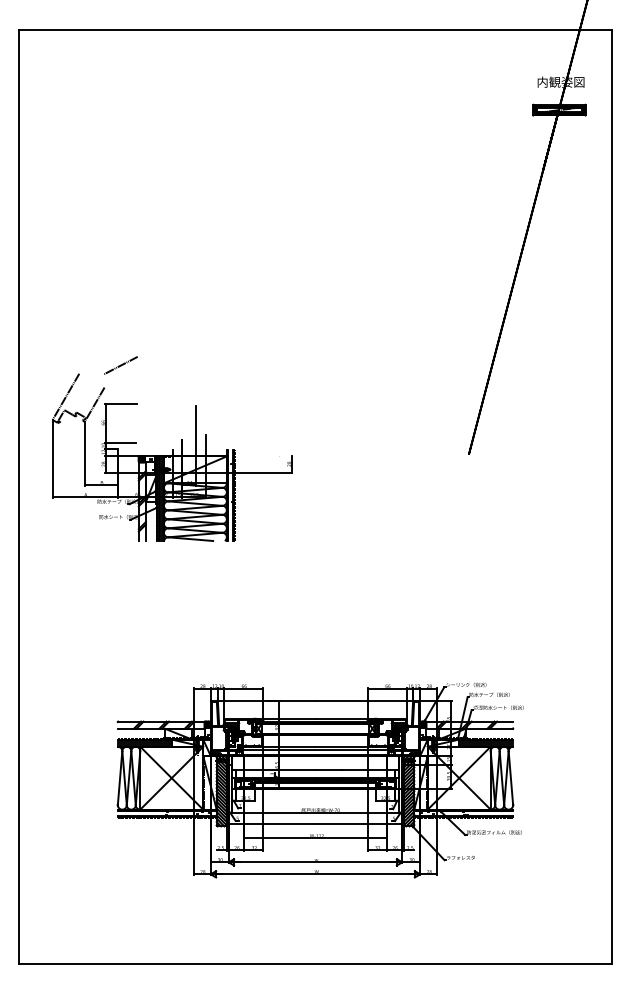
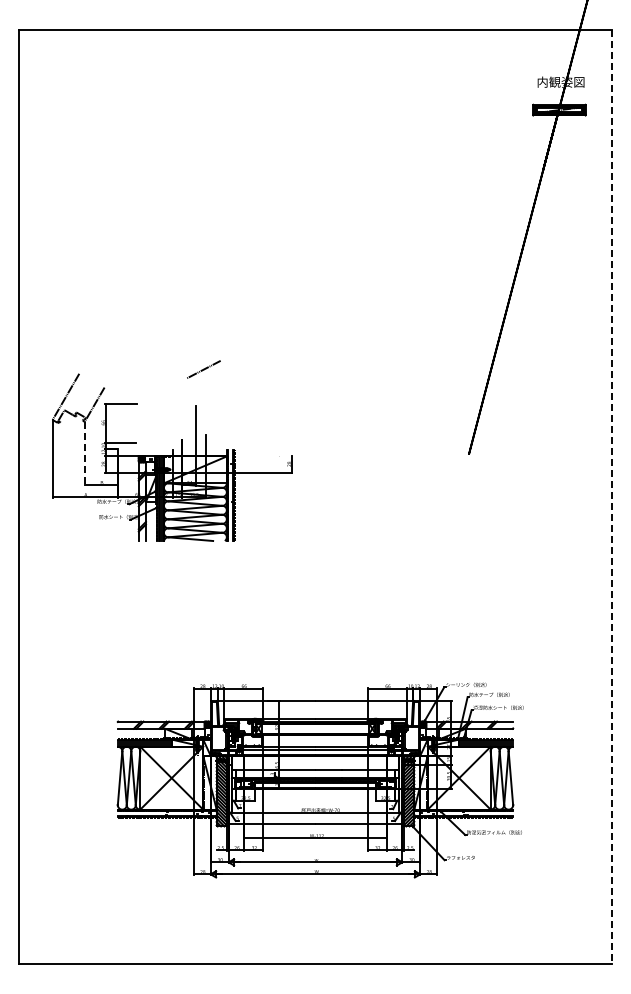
line position: (120, 365) -> (203, 369) (203, 369)
line: solid -> dashed (84, 454)
line: solid -> dashed (611, 497)
